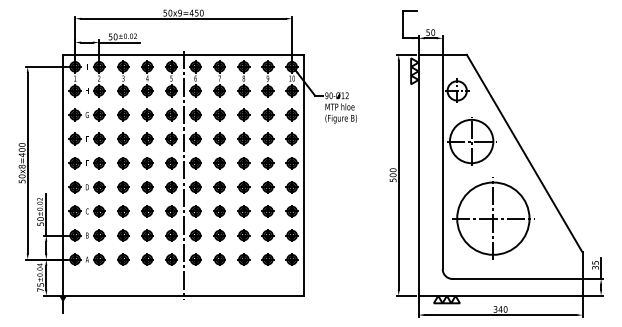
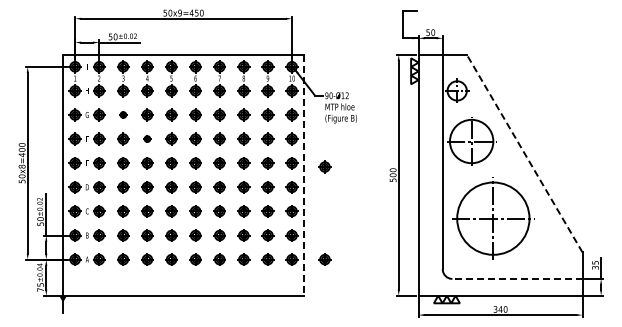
part size: 13x14 px -> 9x8 px (123, 114)
part size: 13x14 px -> 9x8 px (147, 138)
line: solid -> dashed (524, 153)
part: none -> present (324, 166)
line: present -> none (183, 174)
line: solid -> dashed (304, 175)
part: none -> present (324, 259)
line: solid -> dashed (516, 278)
